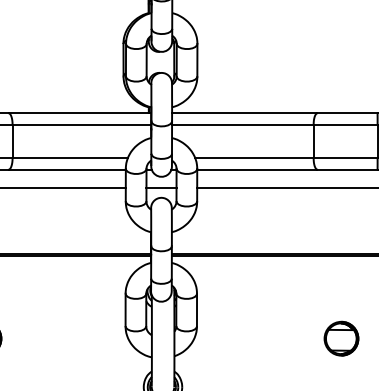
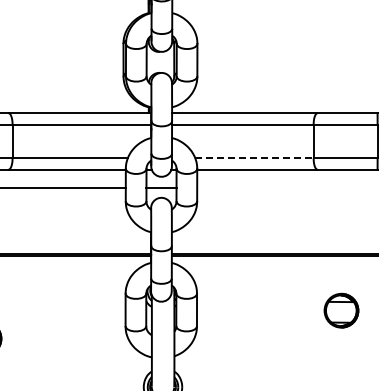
line: solid -> dashed (254, 158)
line: present -> none (286, 188)
part position: (341, 338) -> (341, 310) (341, 310)
